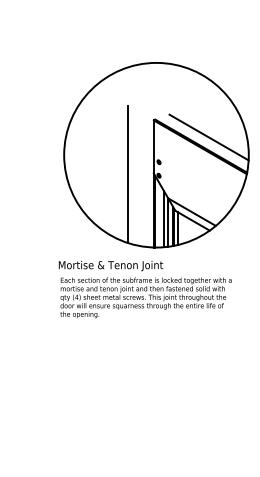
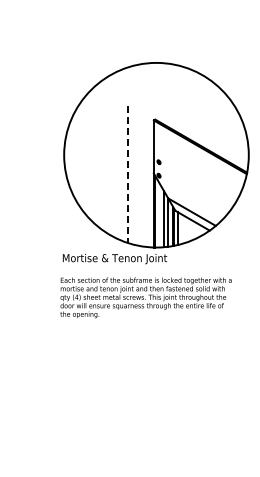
line: present -> none (208, 137)
line: solid -> dashed (128, 174)
text position: (110, 266) -> (114, 259) (114, 259)
